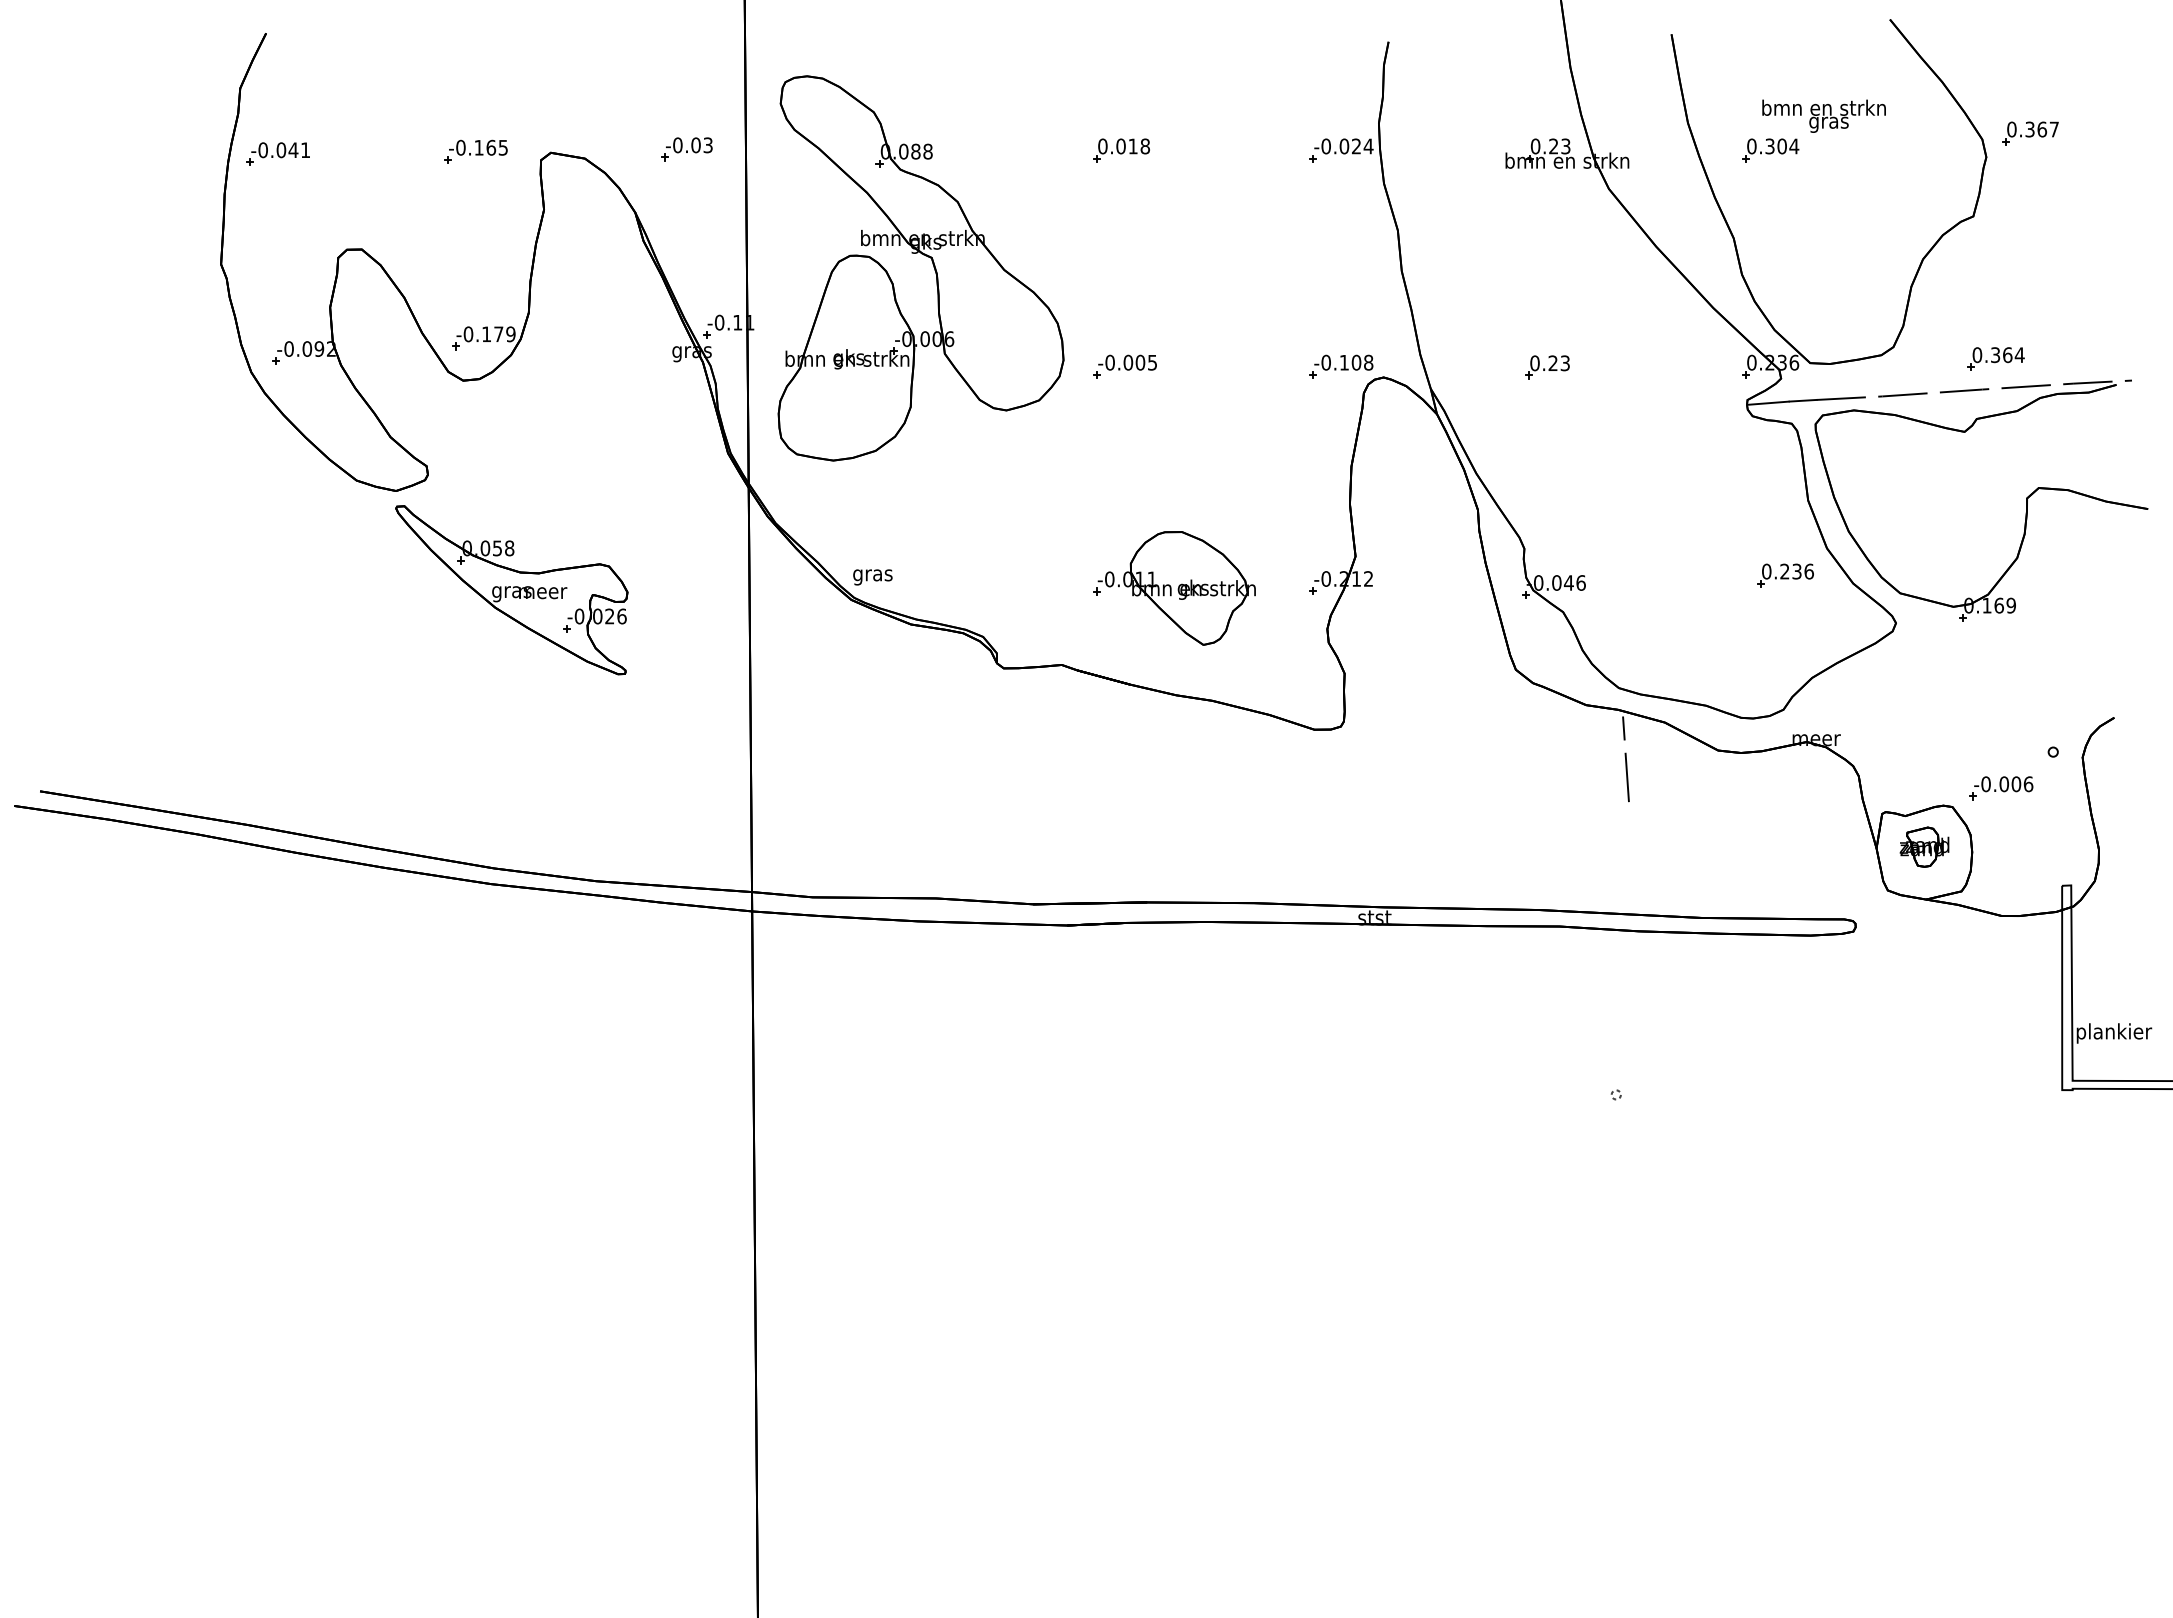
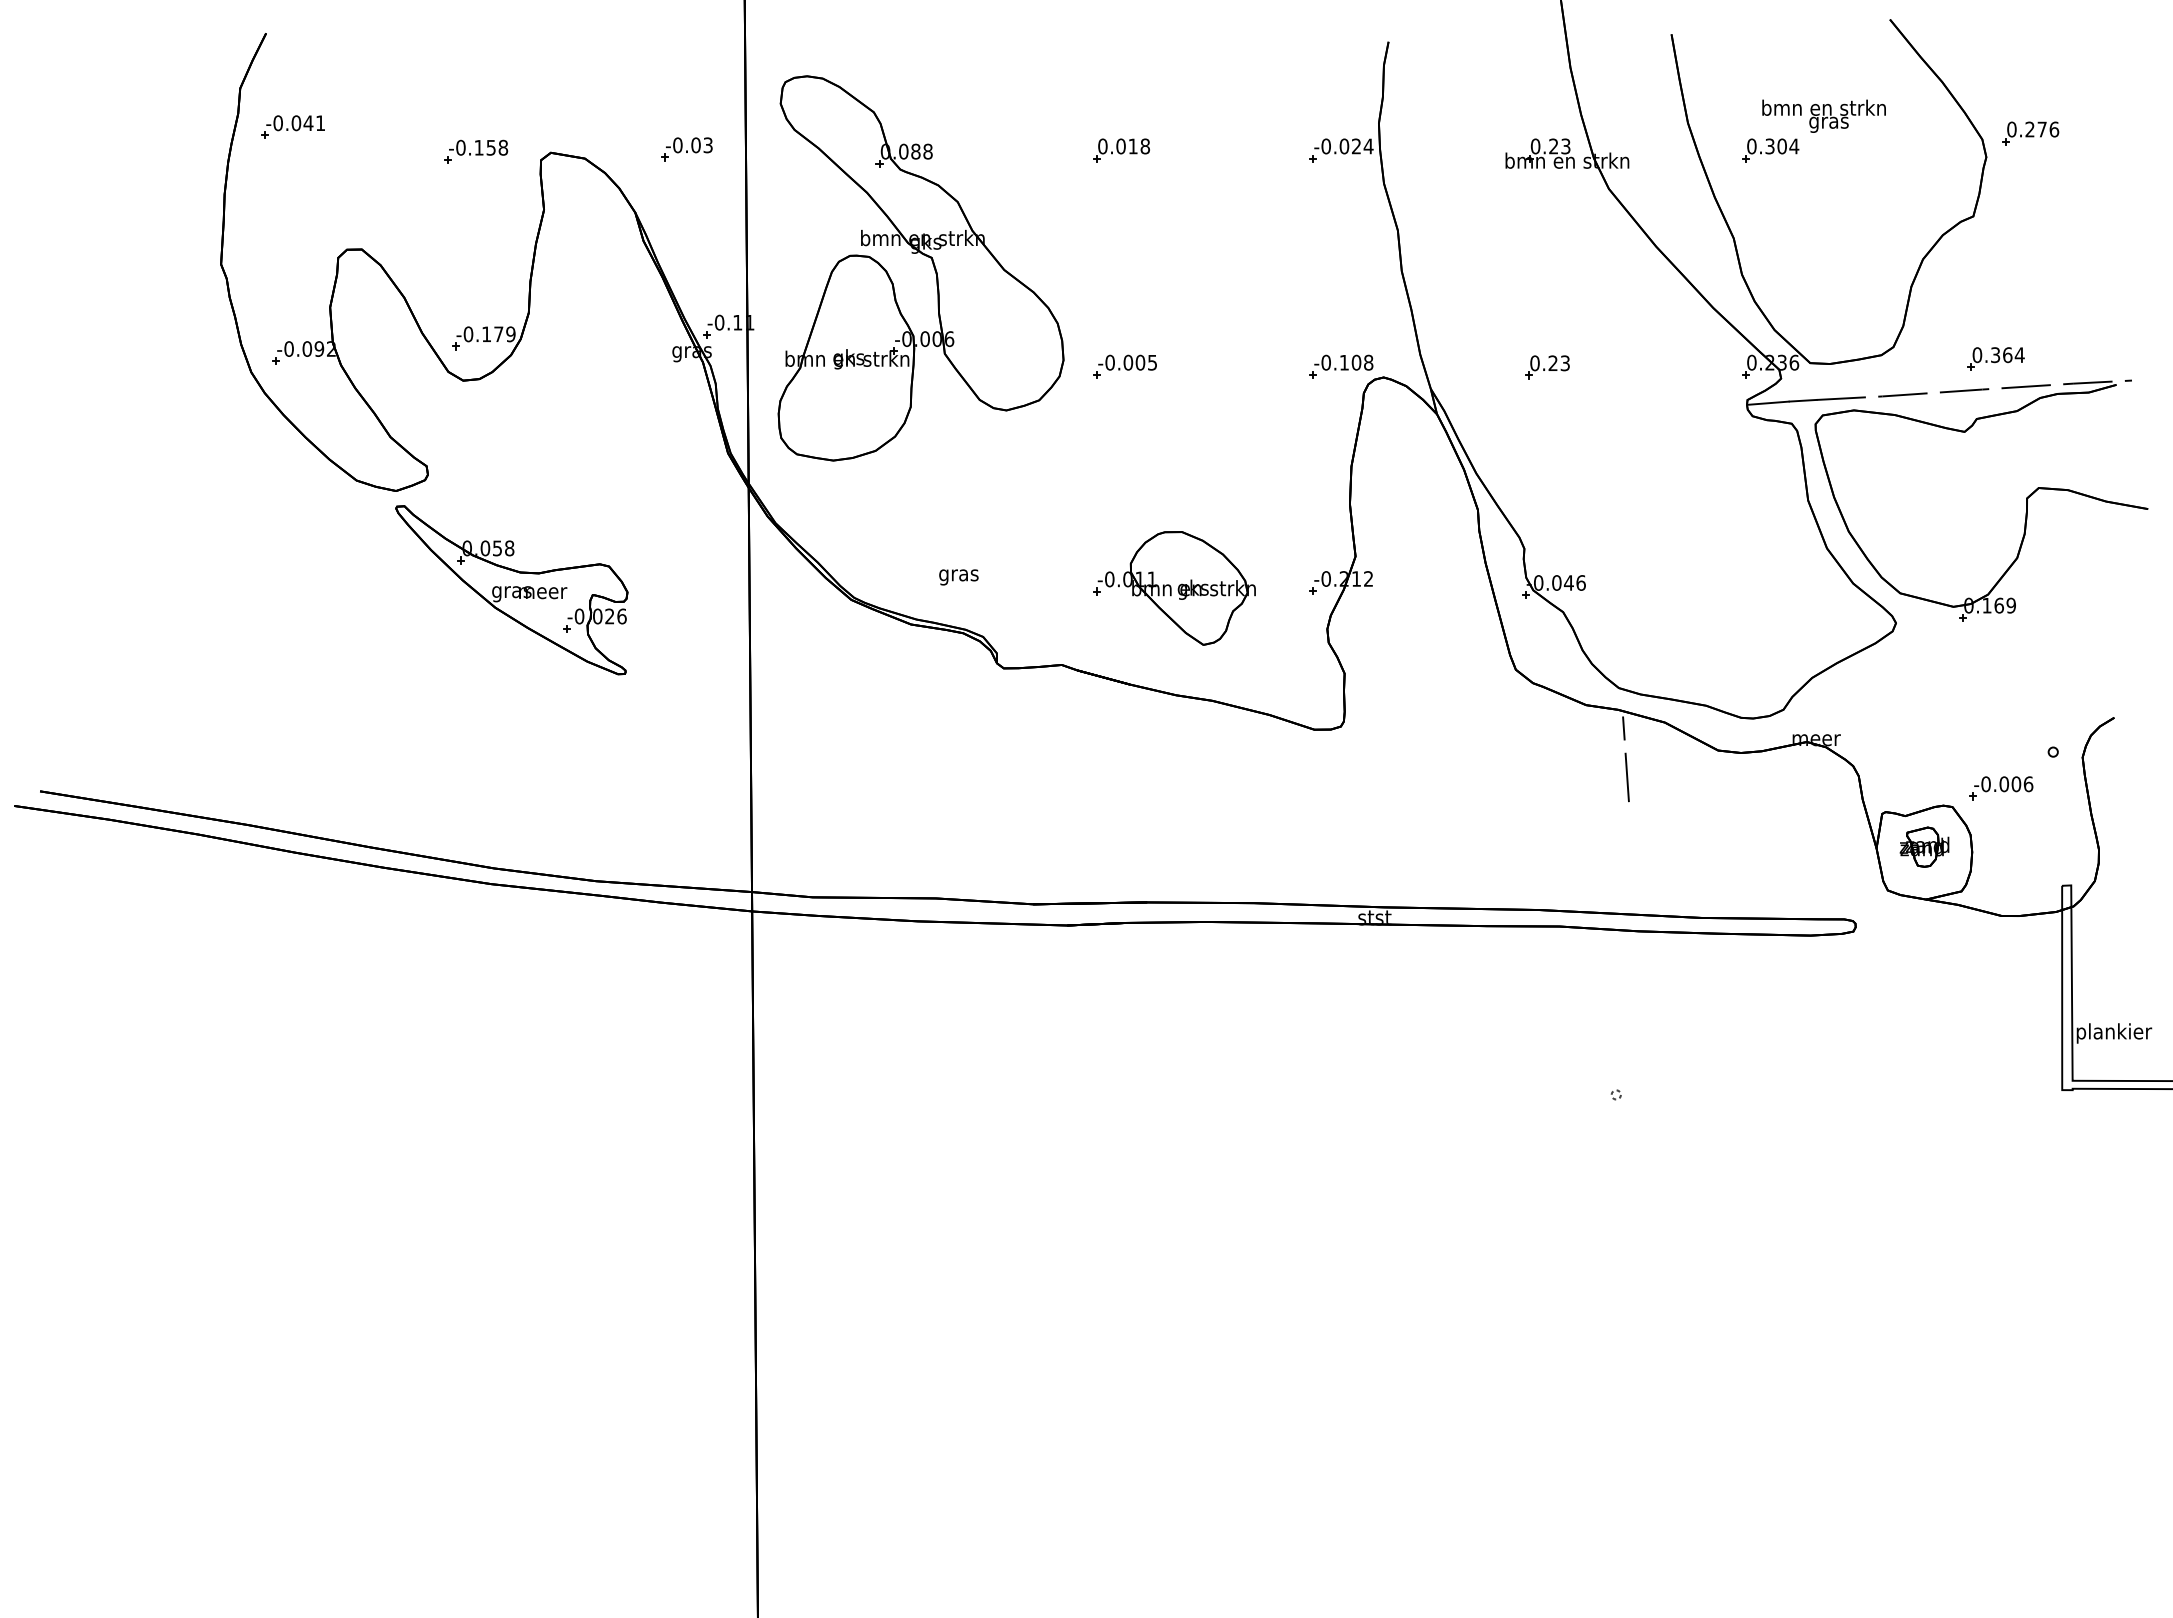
text: 0.367 -> 0.276 (2042, 129)
text: -0.165 -> -0.158 (497, 147)
part position: (277, 153) -> (292, 126) (292, 126)
part: present -> none (1785, 575)
text position: (872, 577) -> (958, 577) (958, 577)
